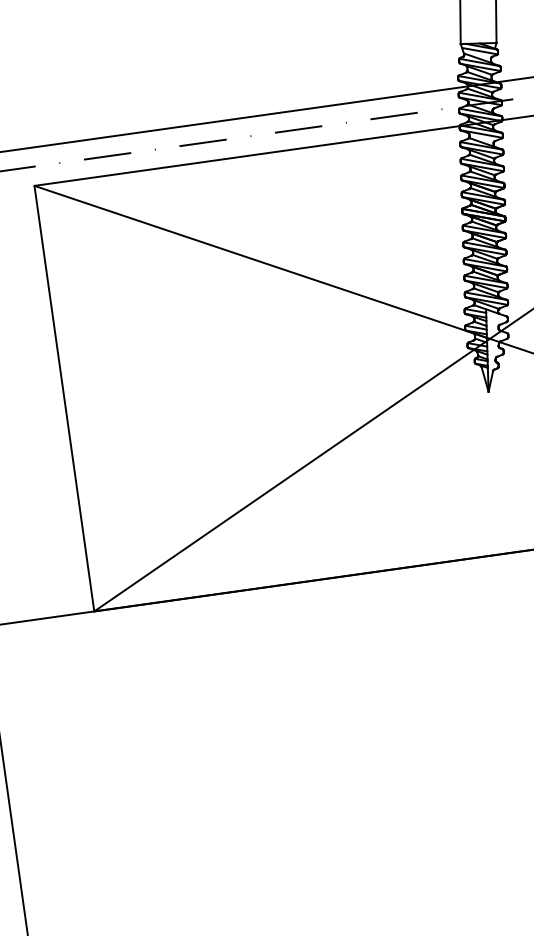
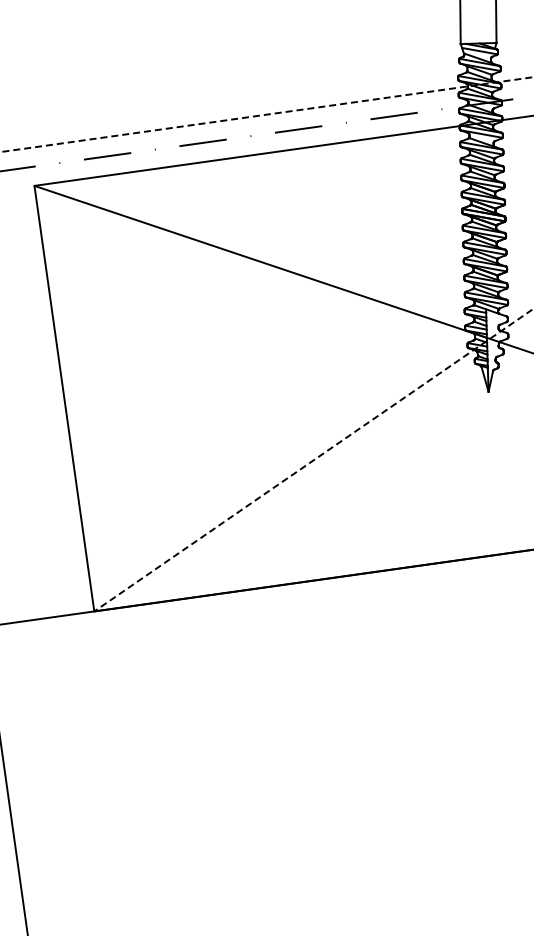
line: solid -> dashed (267, 114)
line: solid -> dashed (313, 460)
